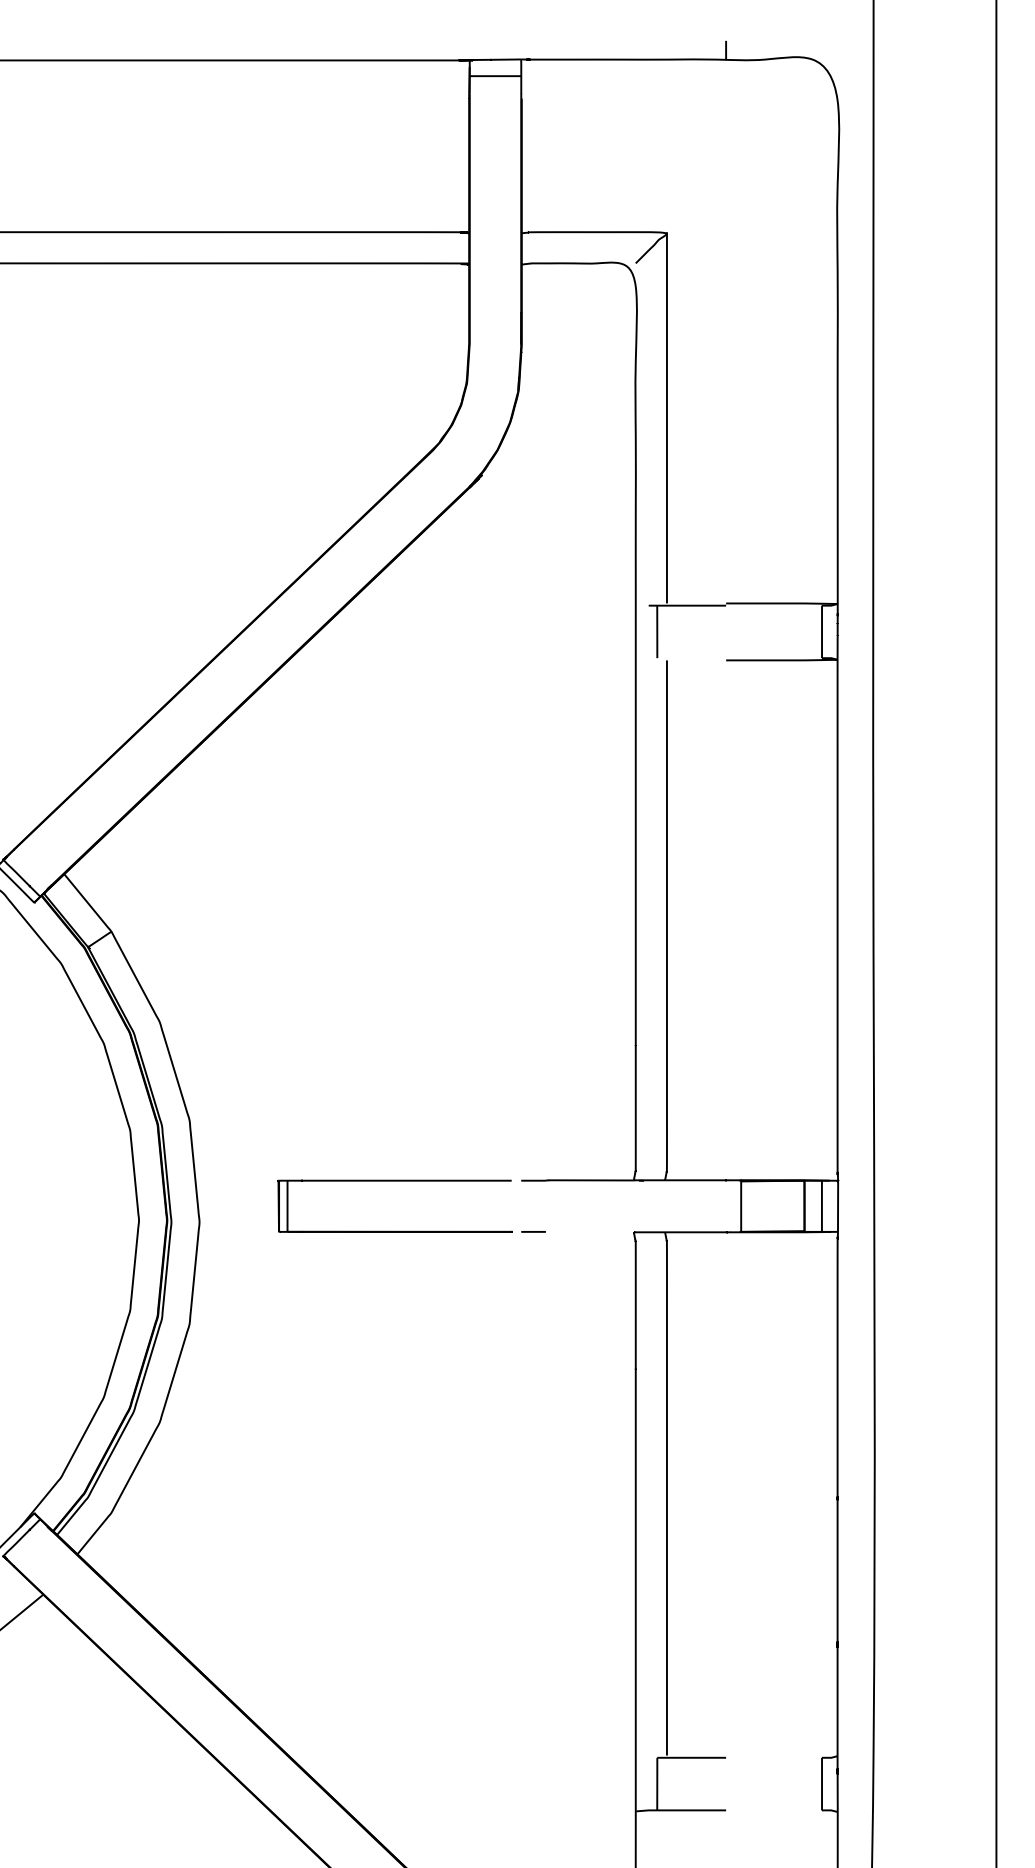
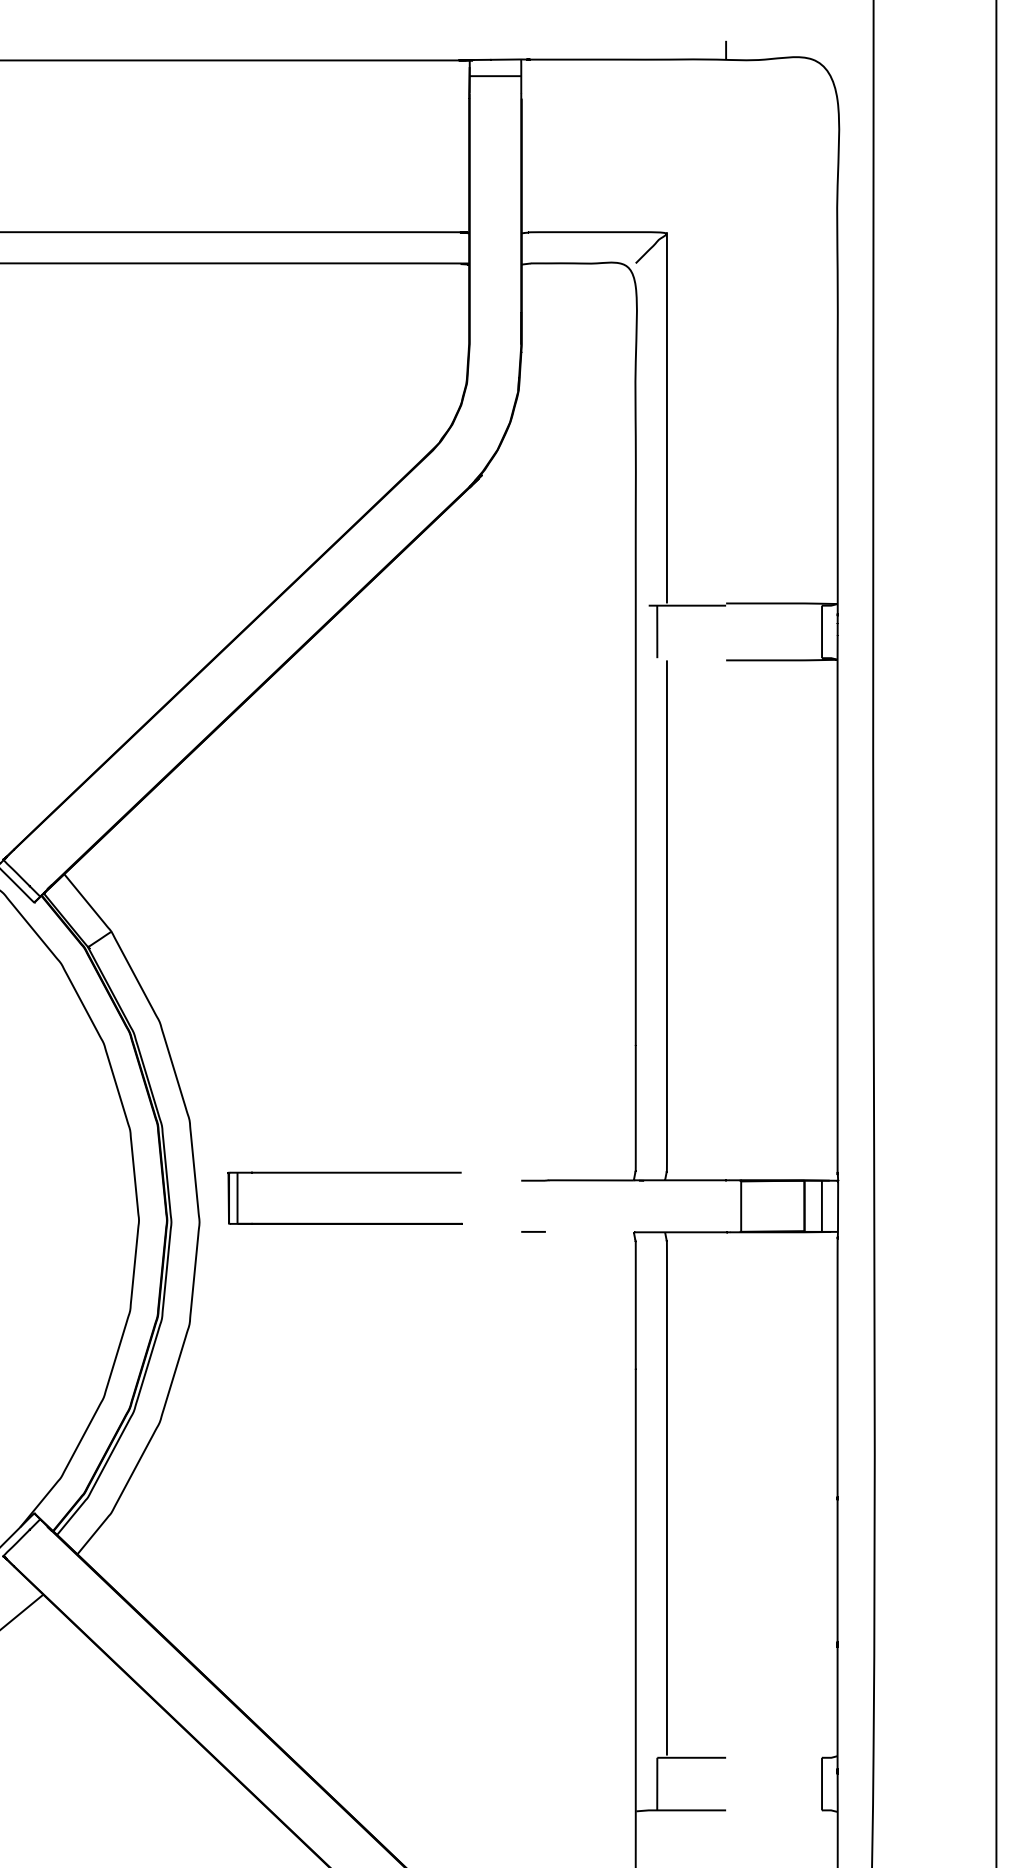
part position: (394, 1181) -> (344, 1173) (344, 1173)
